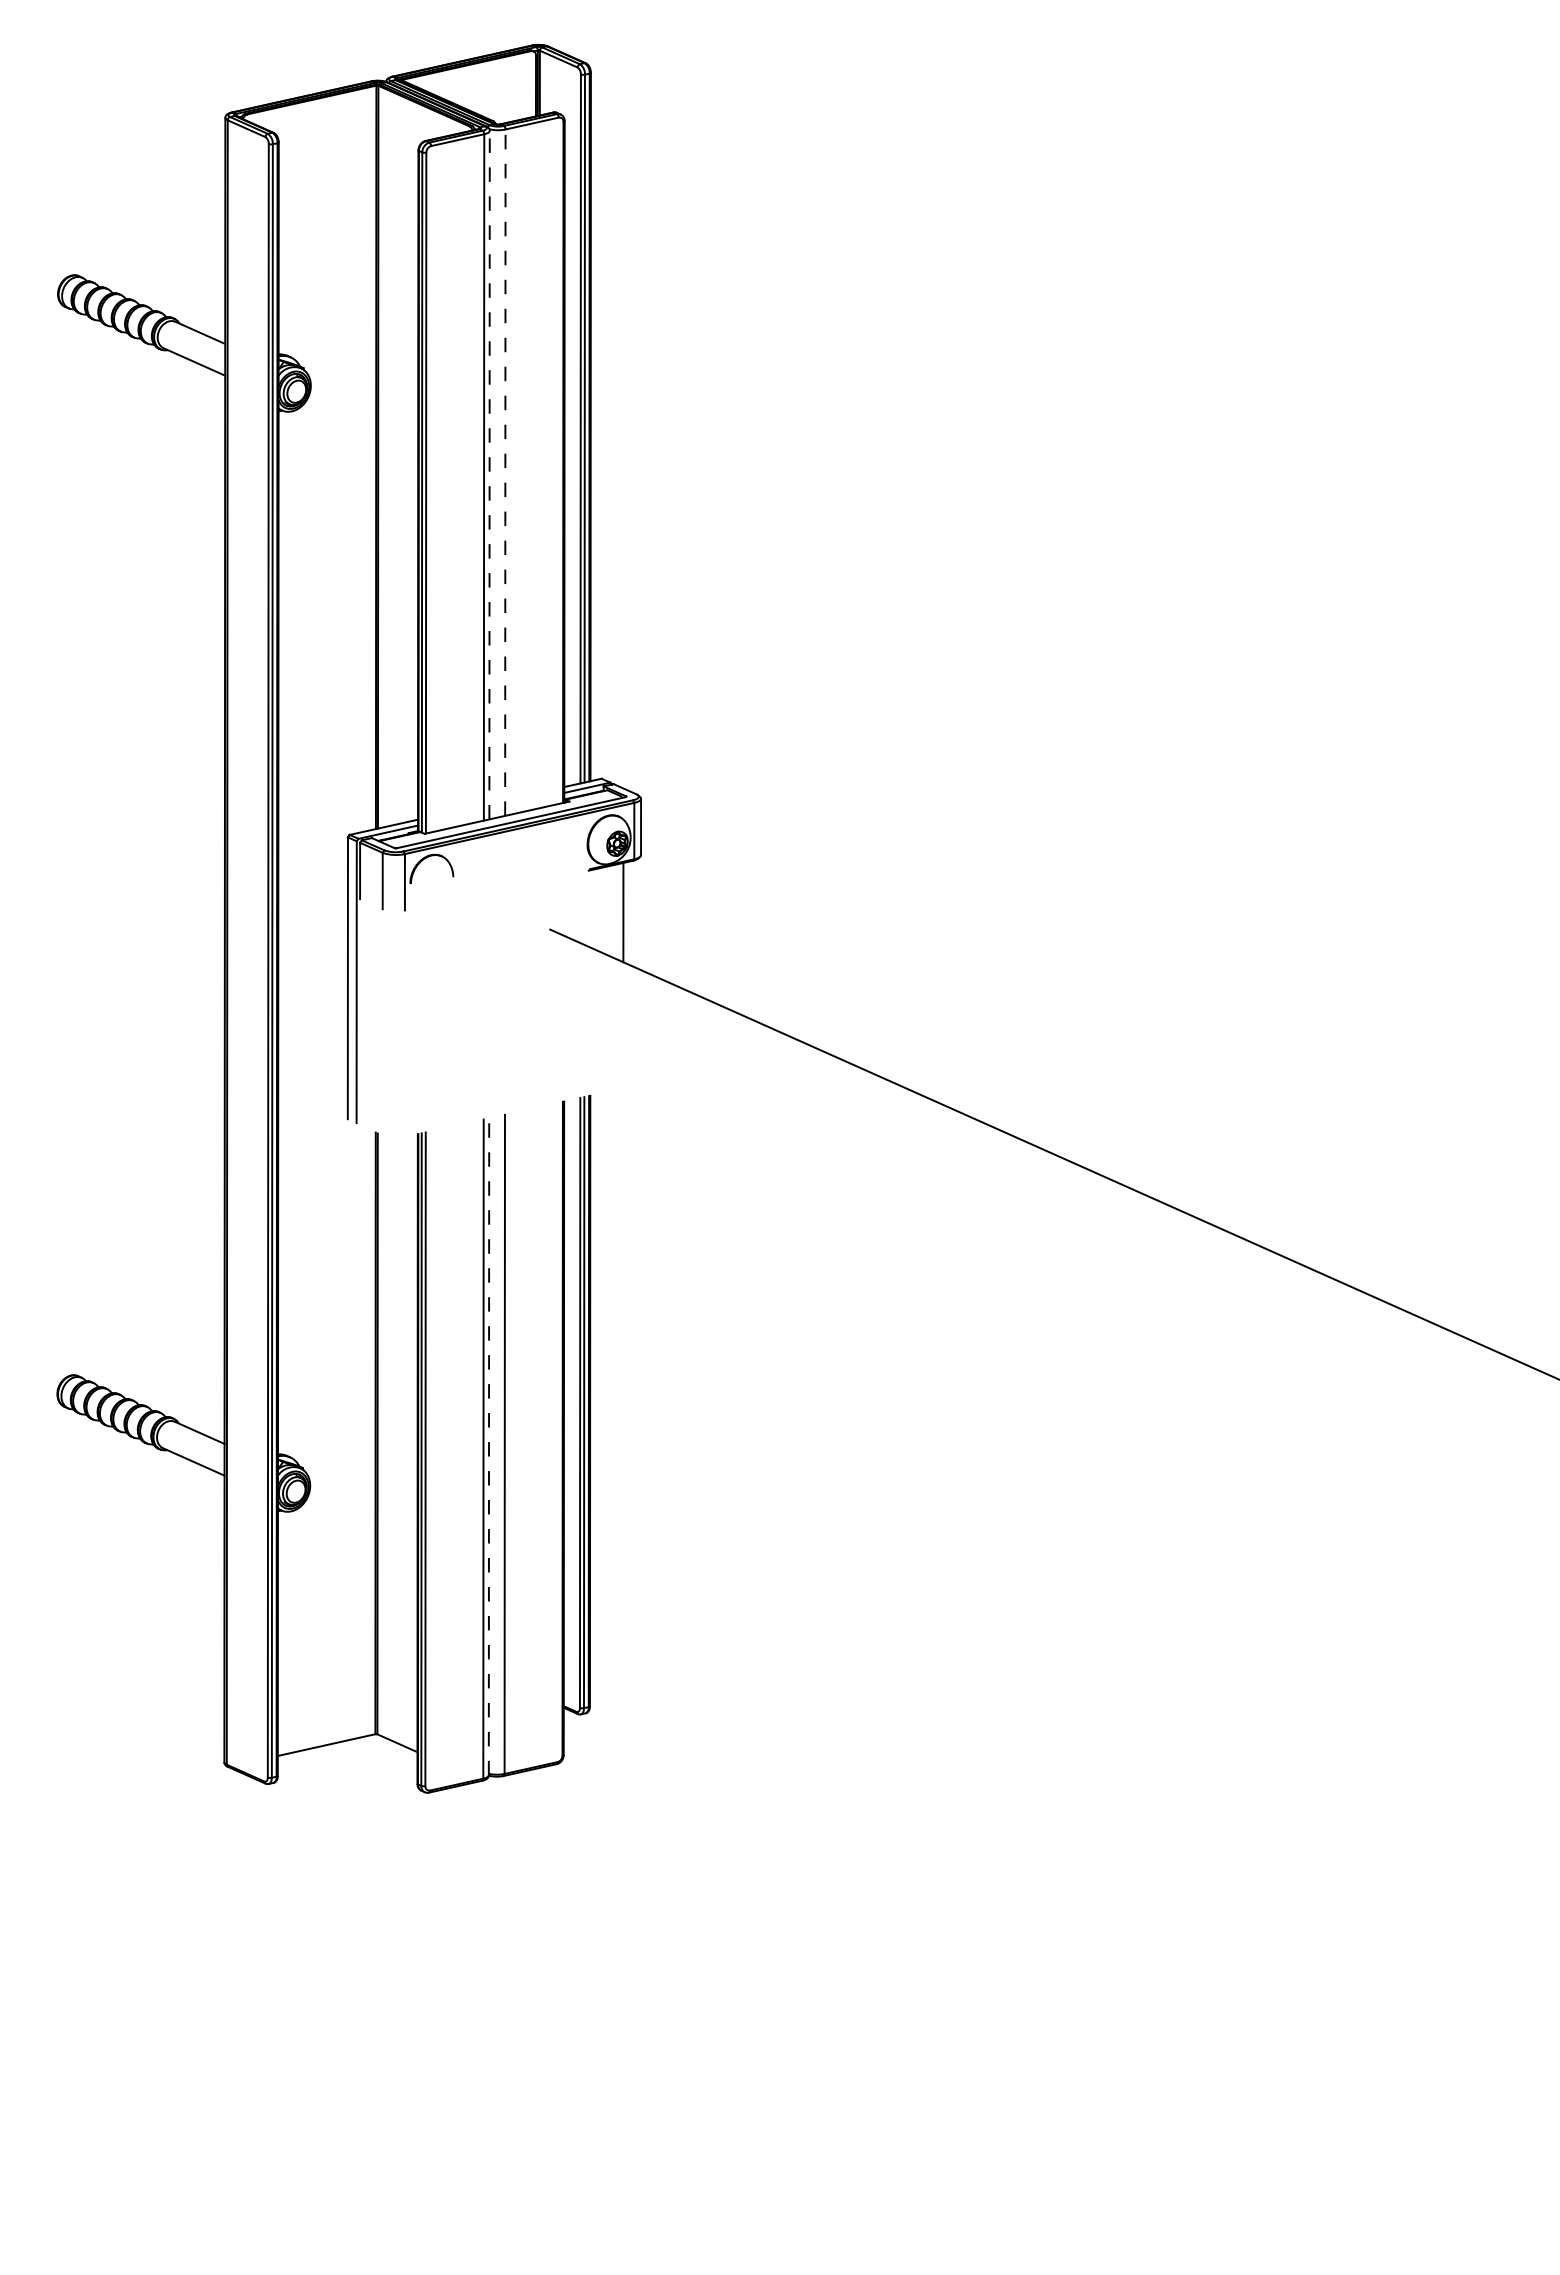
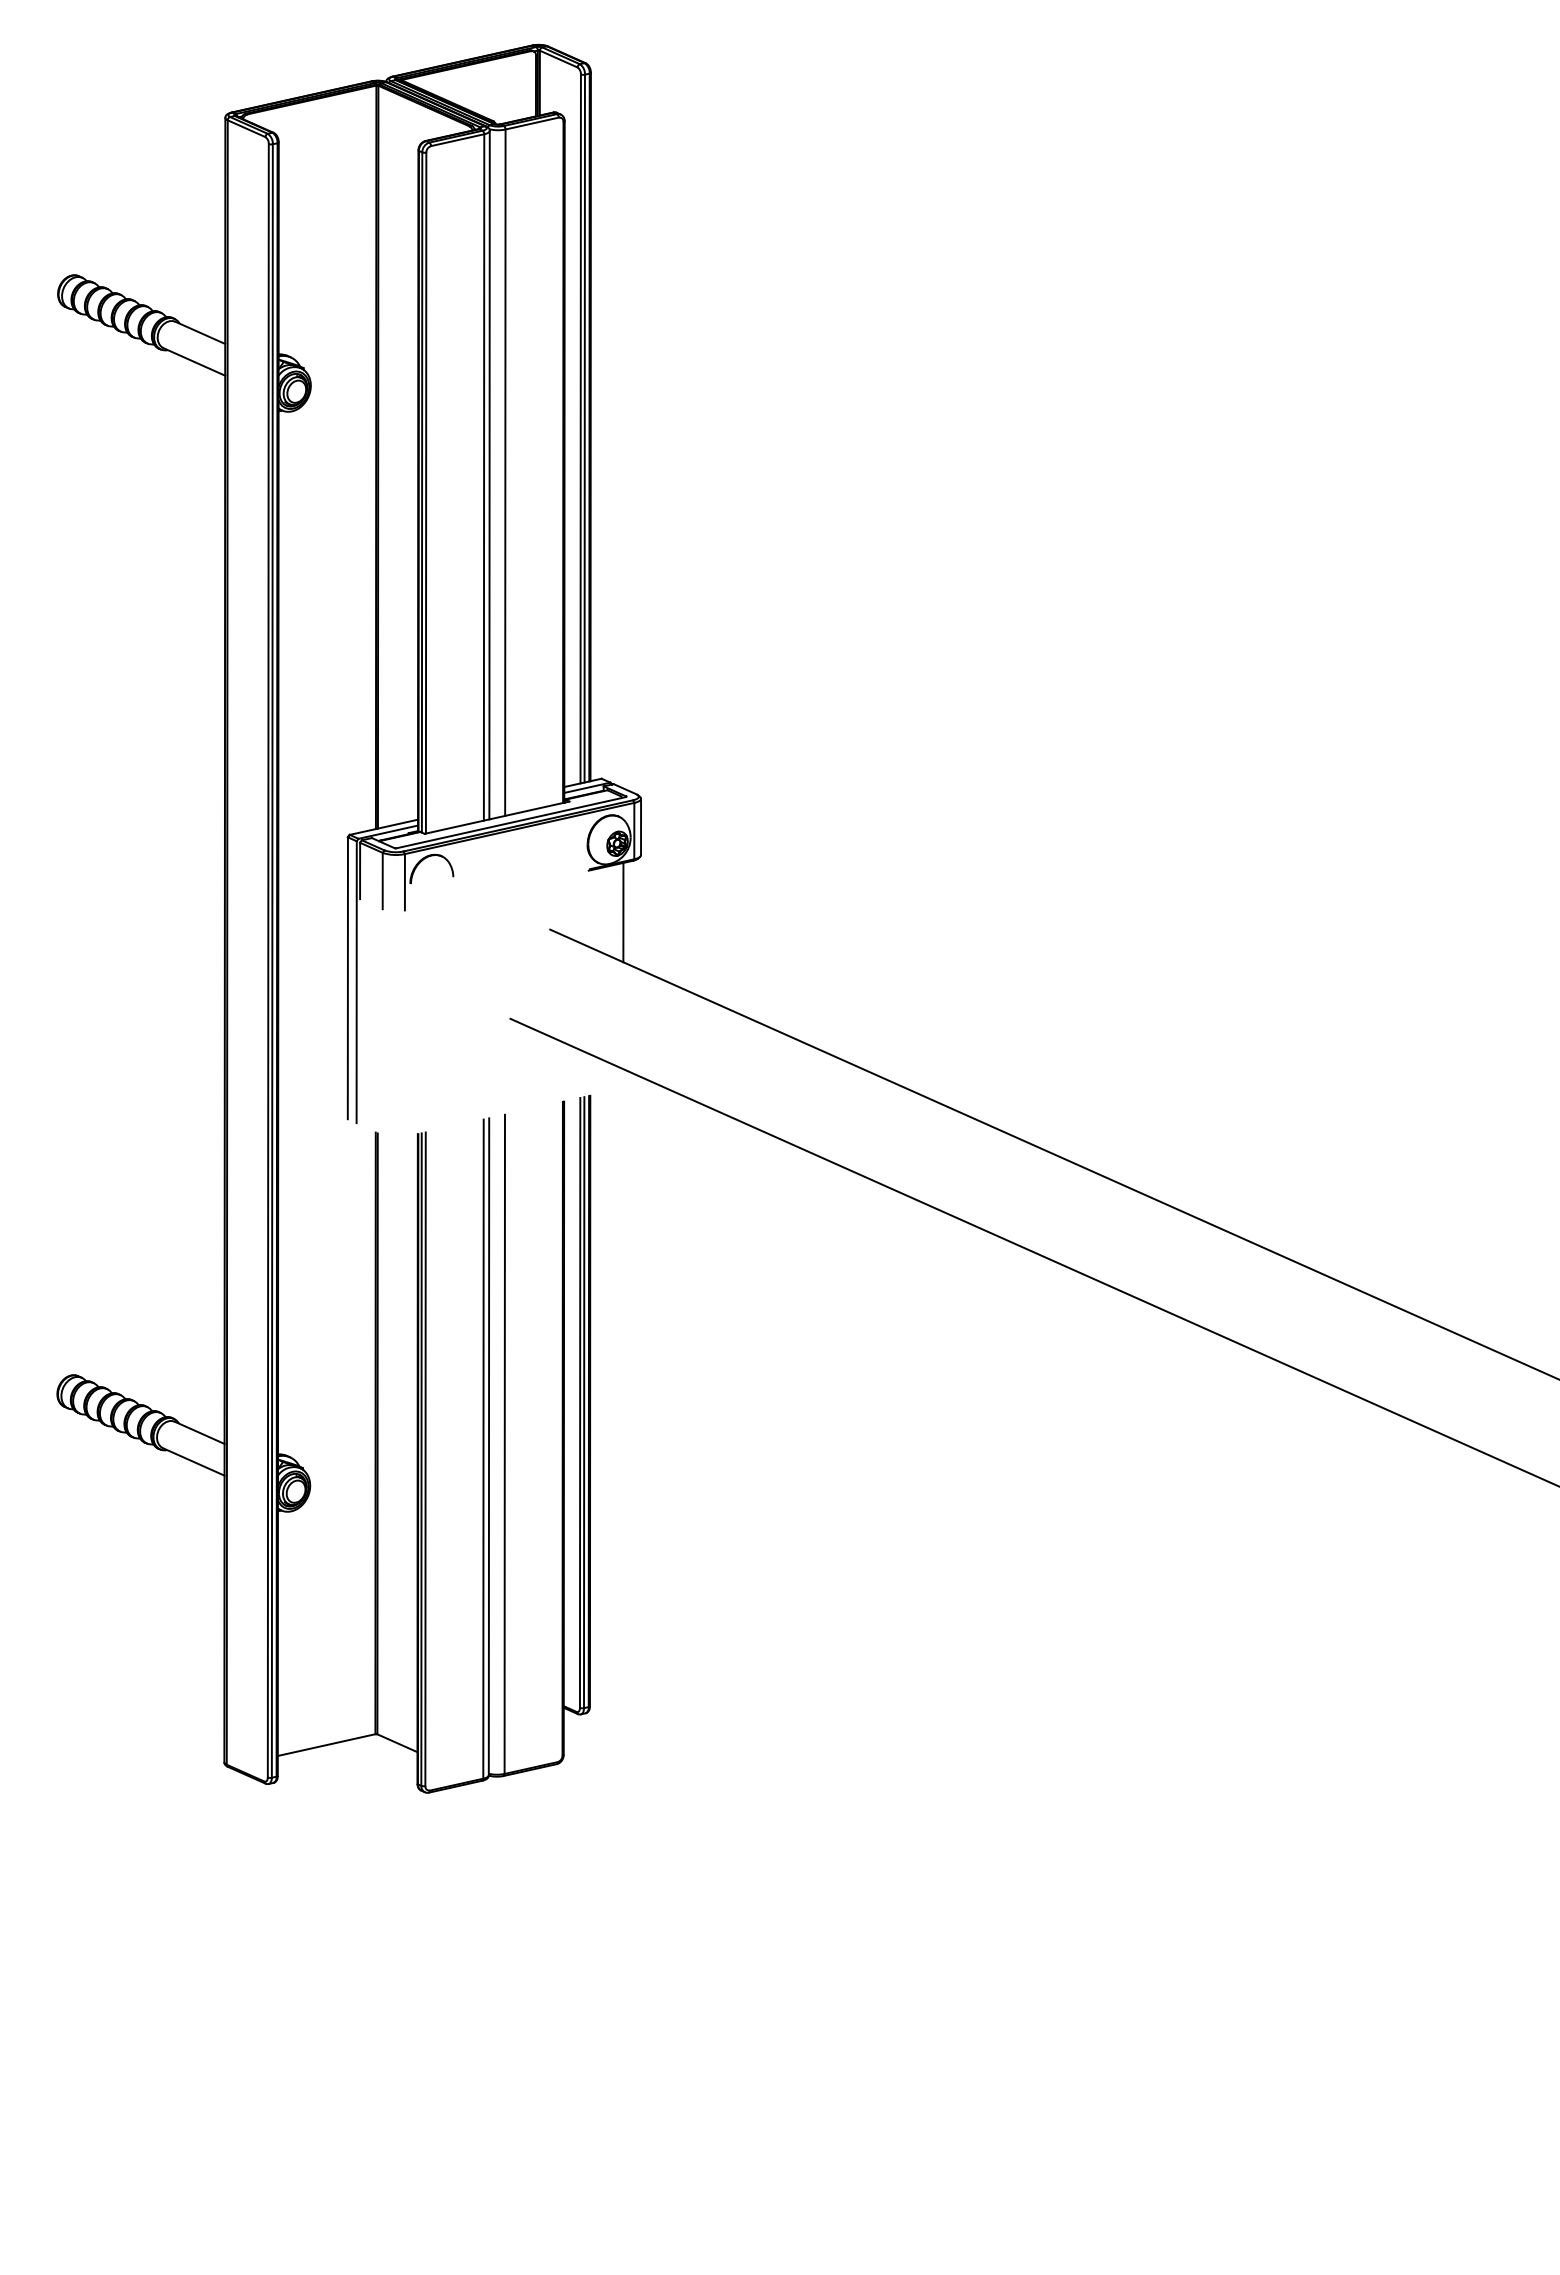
line: dashed -> solid (505, 472)
line: dashed -> solid (489, 474)
line: none -> present (1033, 1251)
line: dashed -> solid (489, 1446)
